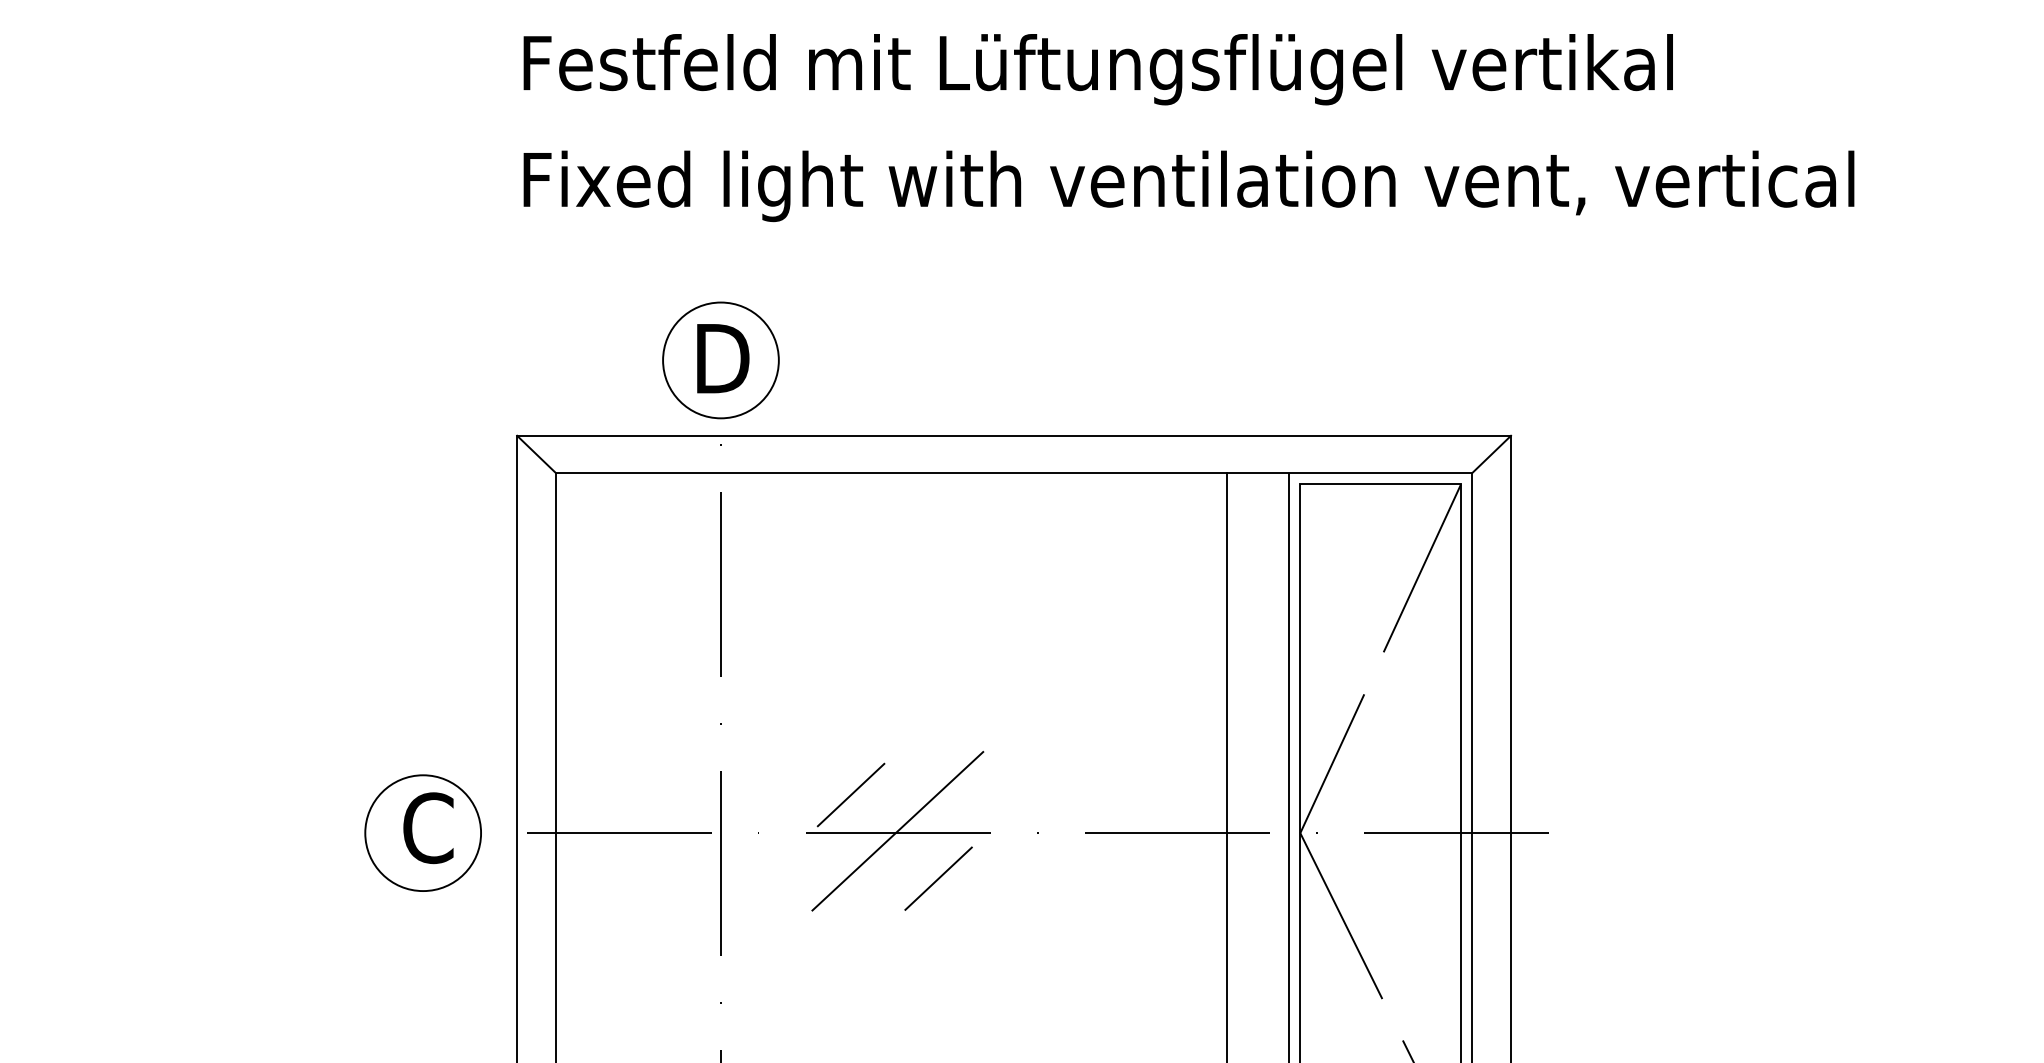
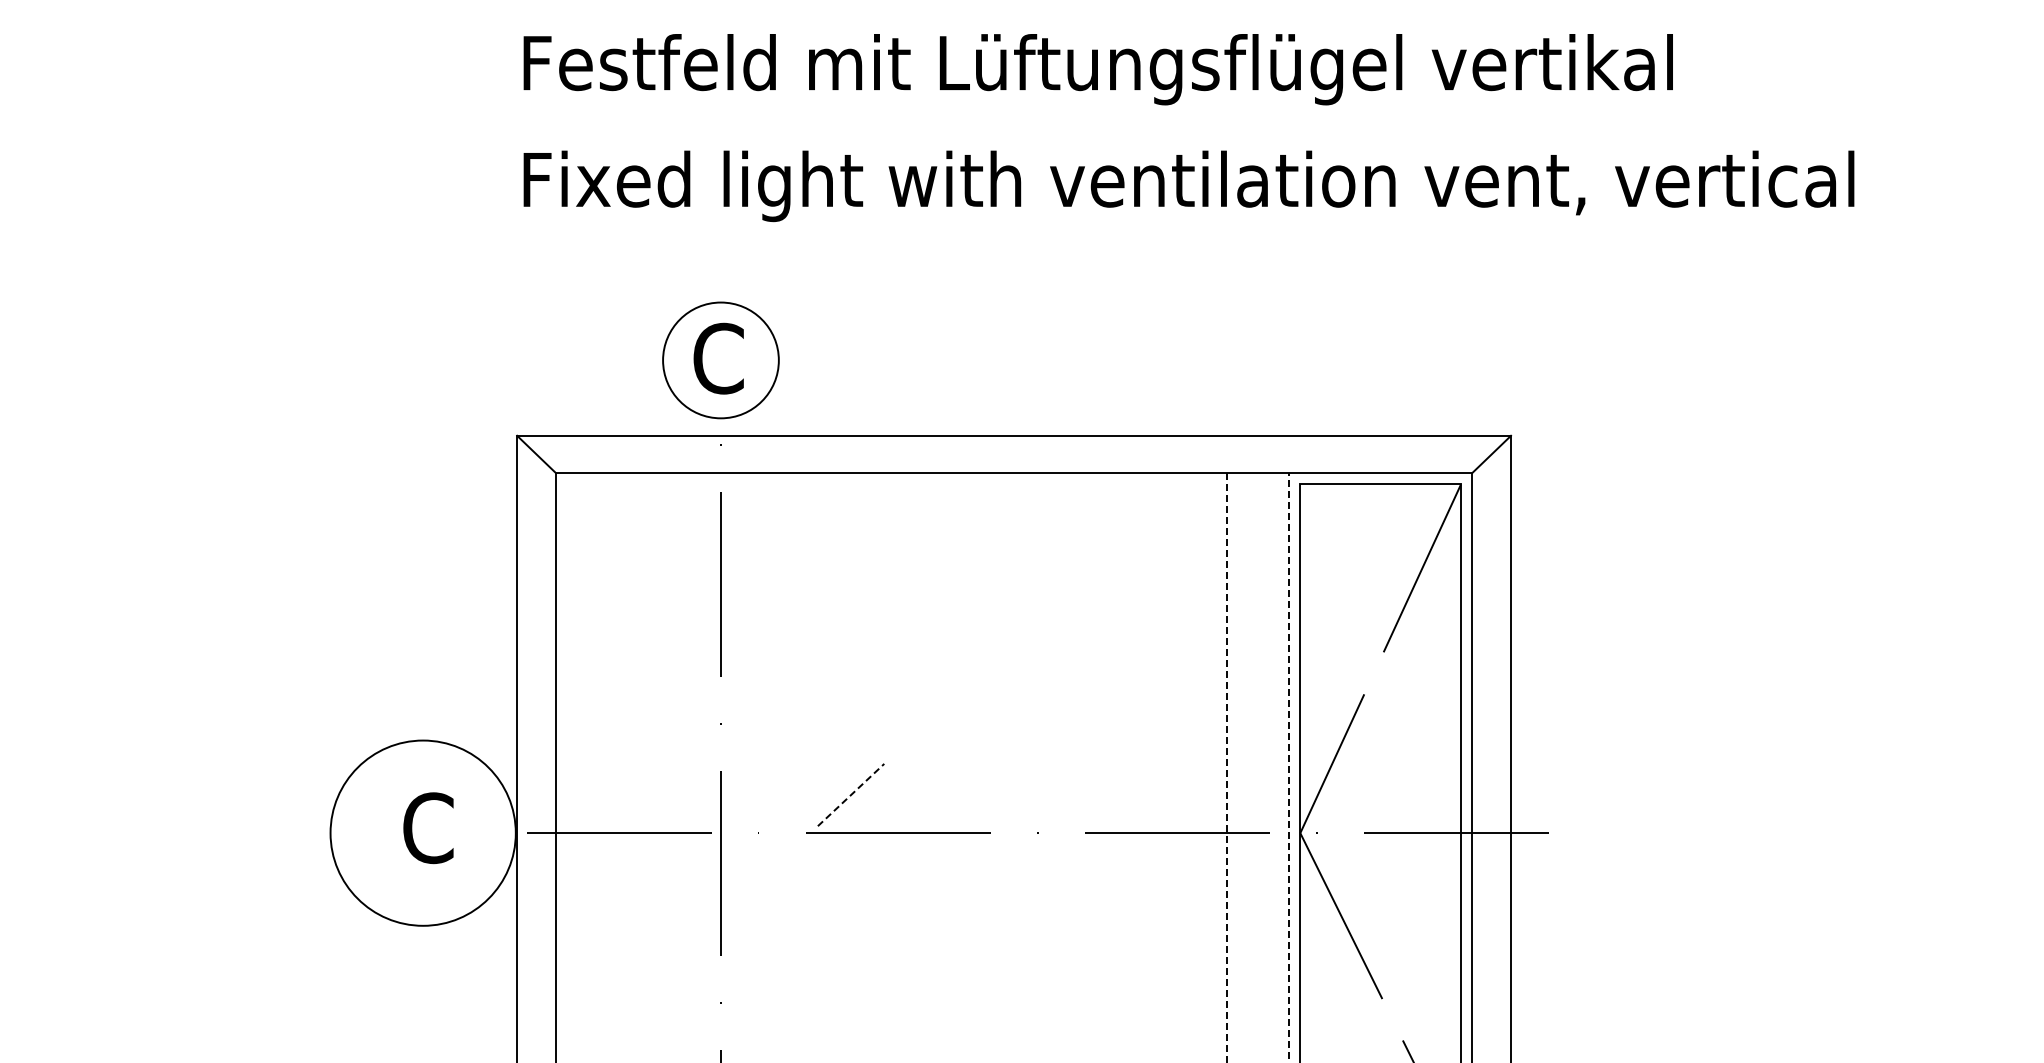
text: D -> C (721, 358)
line: solid -> dashed (1226, 767)
line: solid -> dashed (1288, 767)
line: solid -> dashed (851, 795)
line: present -> none (897, 831)
circle diameter: 116 px -> 185 px (422, 832)
line: present -> none (938, 878)
